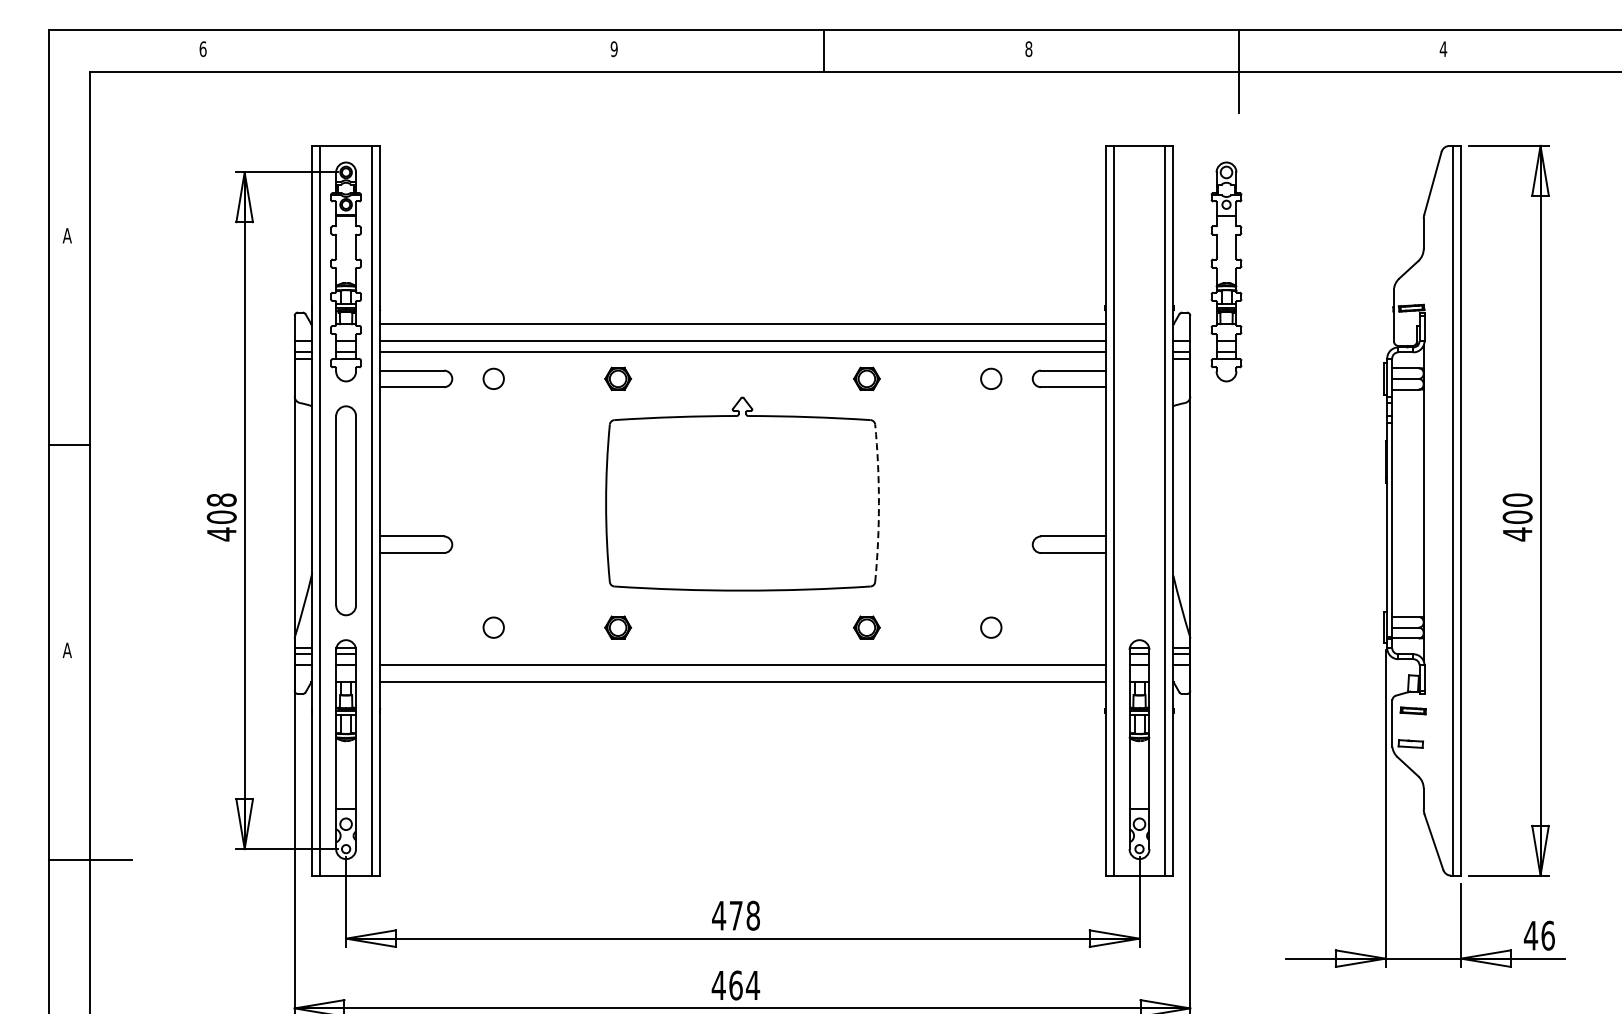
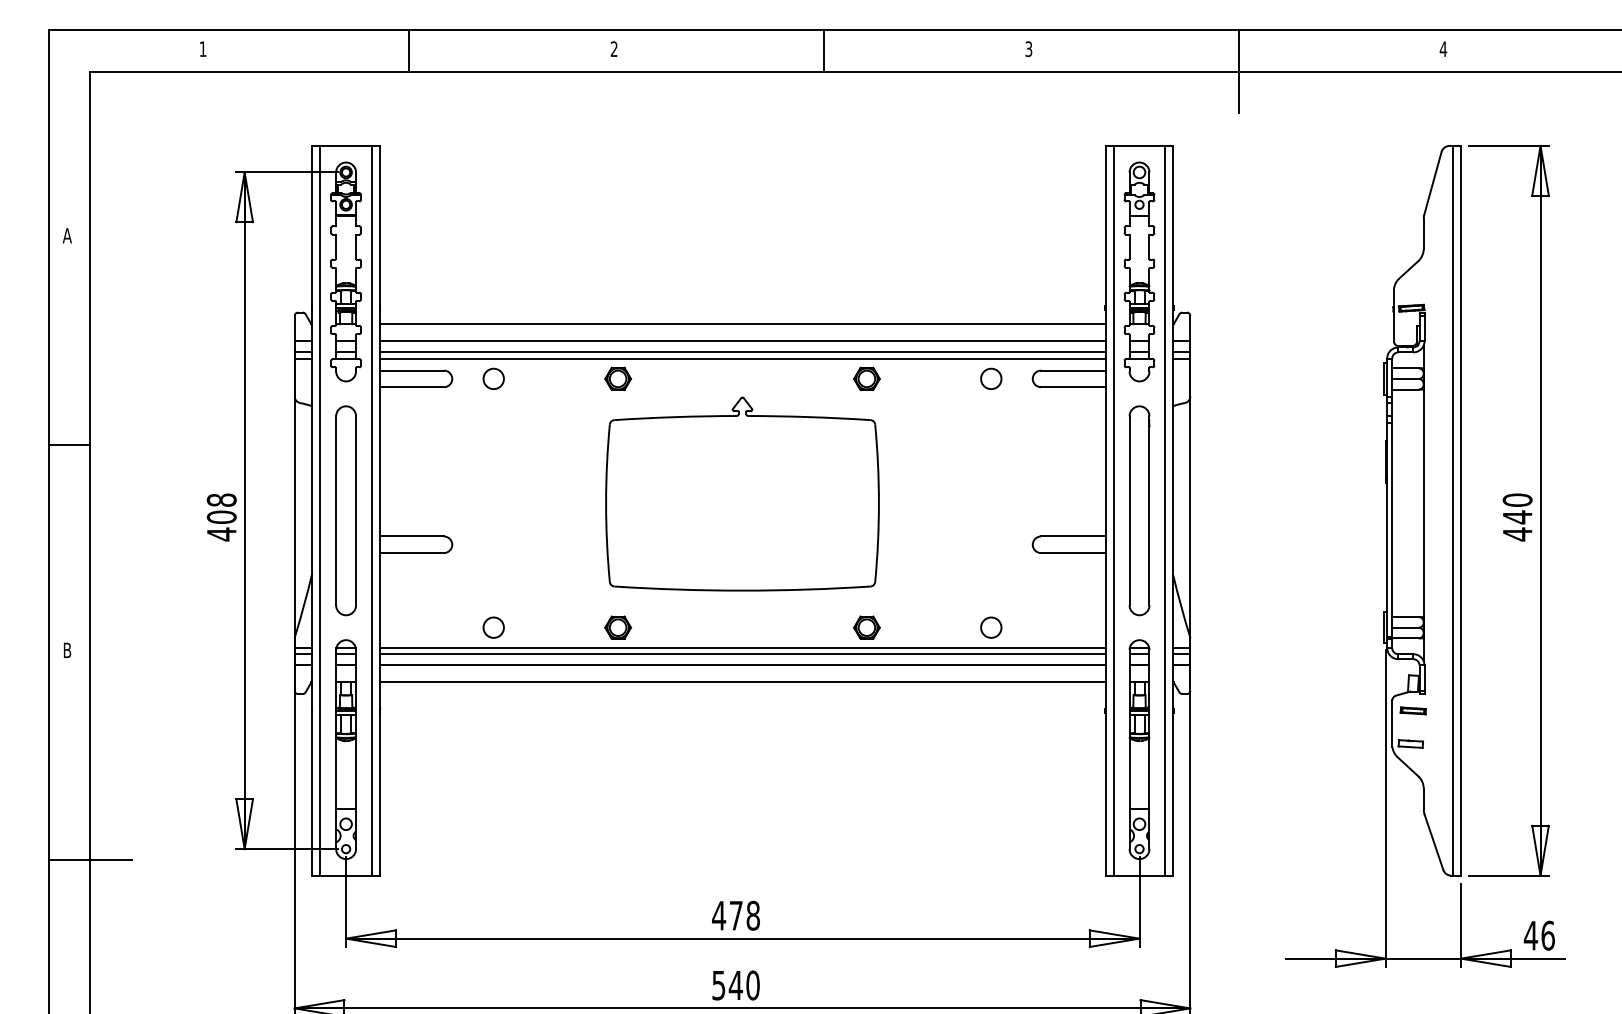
text: 6 -> 1 (202, 49)
text: 9 -> 2 (613, 49)
text: 8 -> 3 (1028, 49)
line: none -> present (409, 50)
part position: (1226, 271) -> (1139, 271) (1139, 271)
line: none -> present (742, 358)
arc: dashed -> solid (878, 503)
part: none -> present (1139, 510)
text: 400 -> 440 (1517, 517)
line: none -> present (742, 648)
text: A -> B (66, 649)
line: none -> present (742, 654)
text: 464 -> 540 (735, 985)
